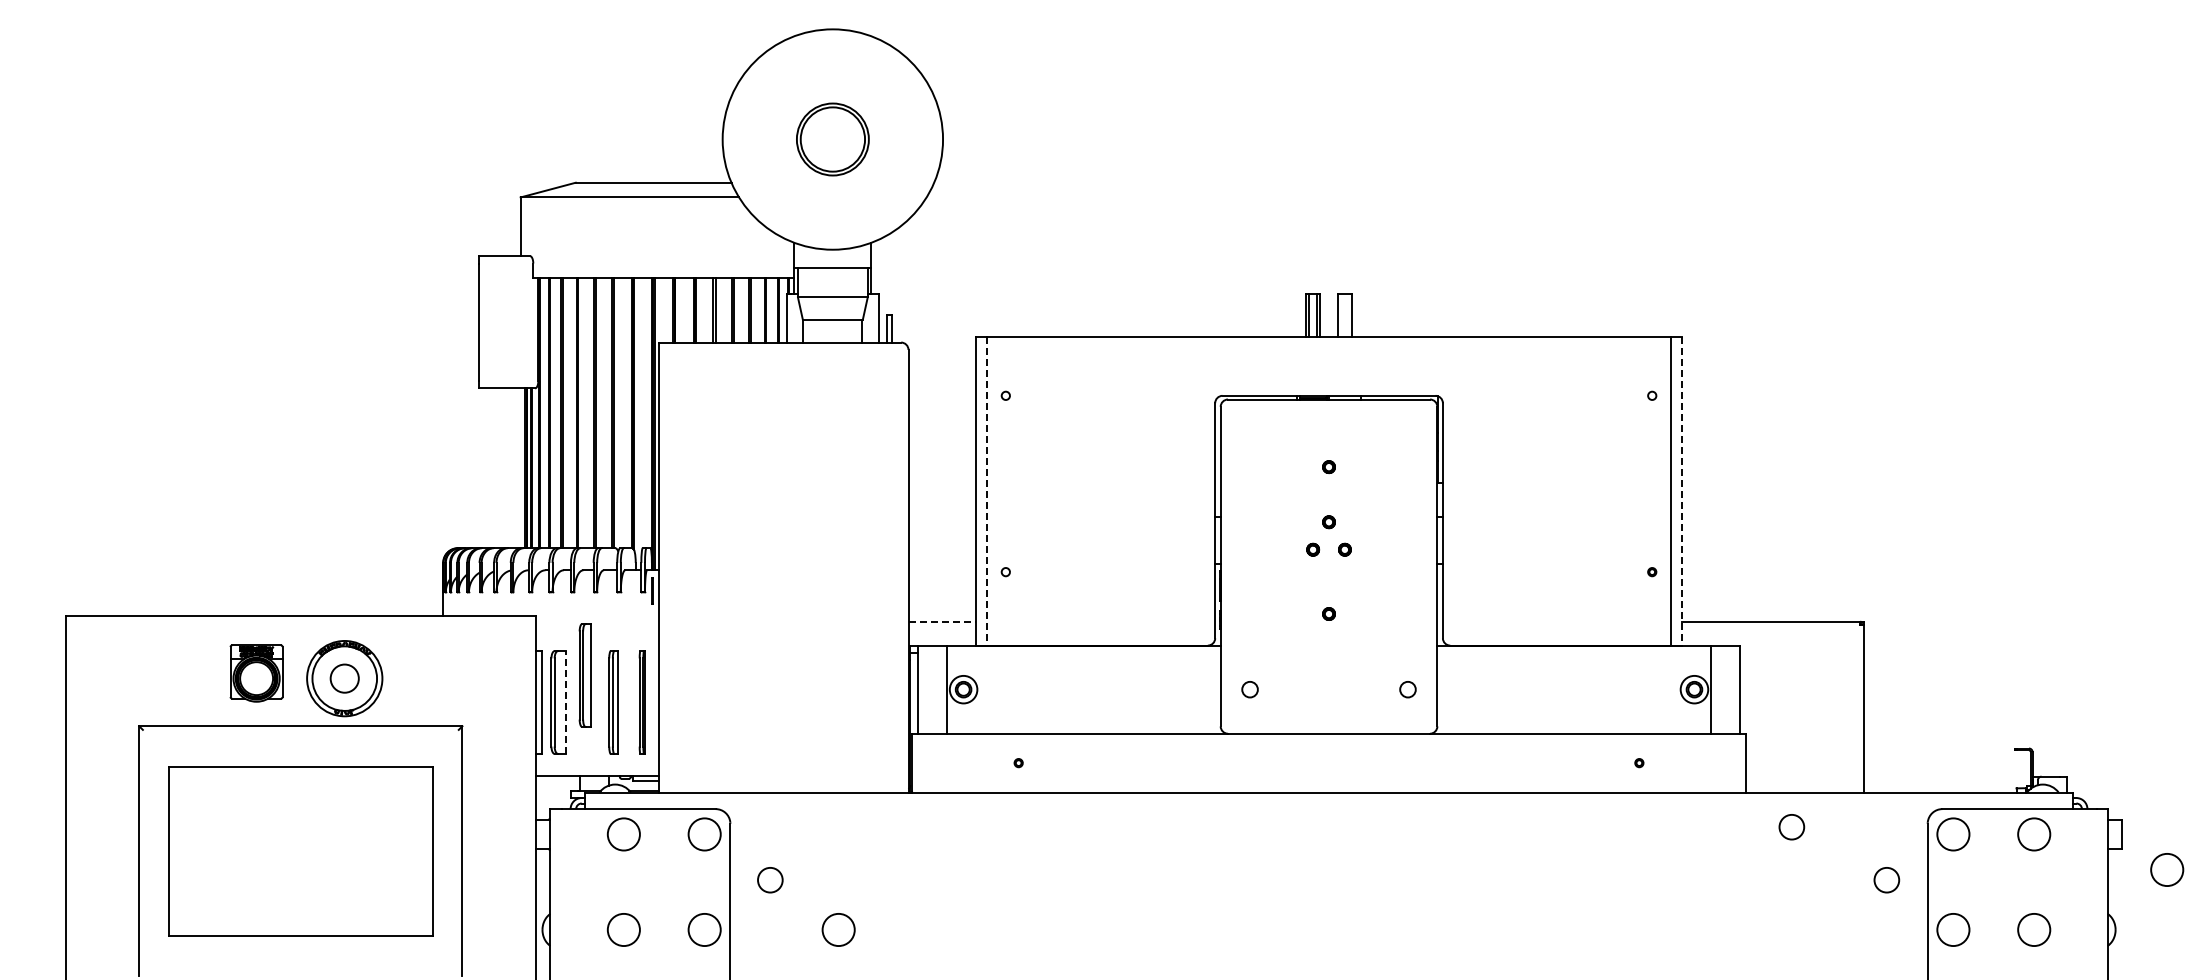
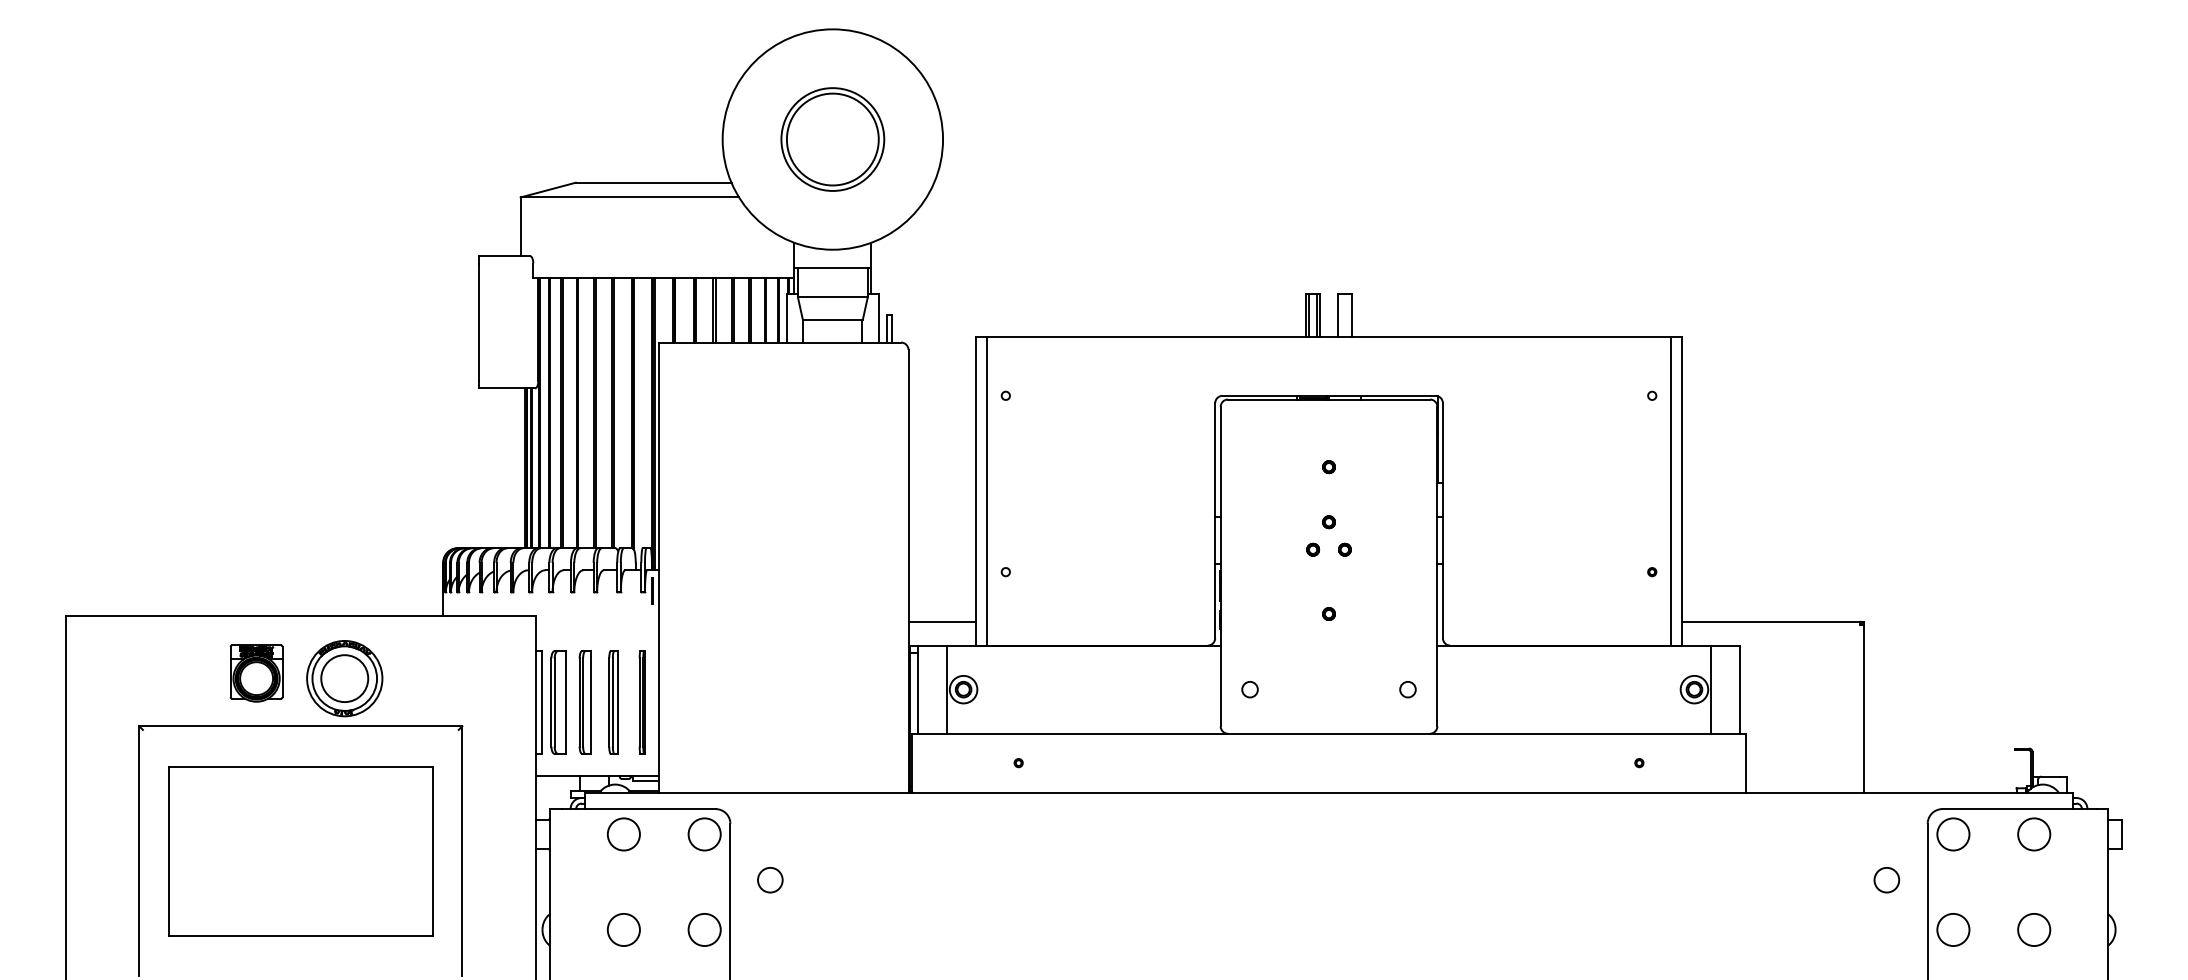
part size: 74x75 px -> 106x105 px (832, 139)
line: dashed -> solid (987, 491)
line: dashed -> solid (1681, 491)
line: dashed -> solid (942, 621)
part position: (584, 675) -> (584, 702) (584, 702)
circle diameter: 28 px -> 47 px (344, 678)
line: dashed -> solid (565, 702)
circle: present -> none (1791, 827)
circle: present -> none (2167, 869)
circle: present -> none (838, 929)
